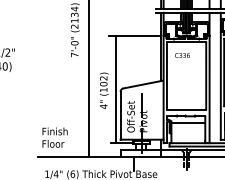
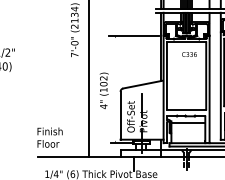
text position: (182, 55) -> (189, 54) (189, 54)
line: present -> none (115, 89)
text position: (54, 137) -> (49, 137) (49, 137)
